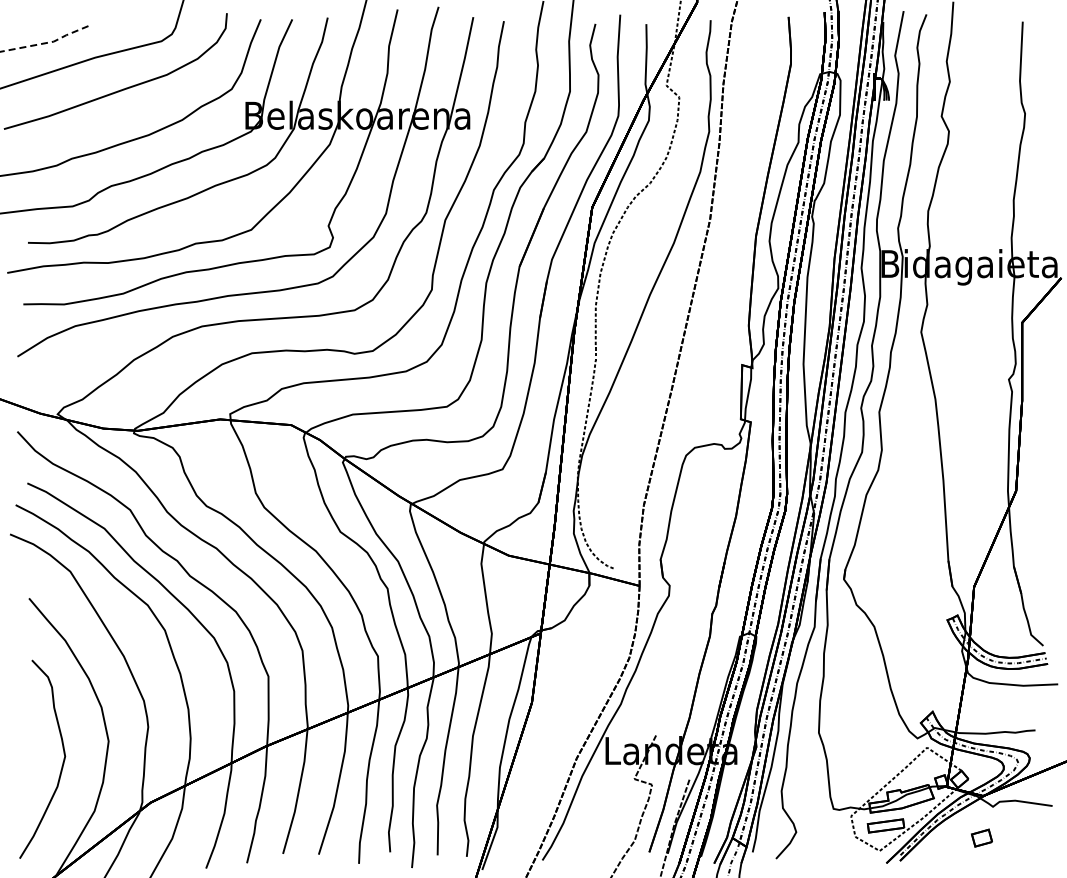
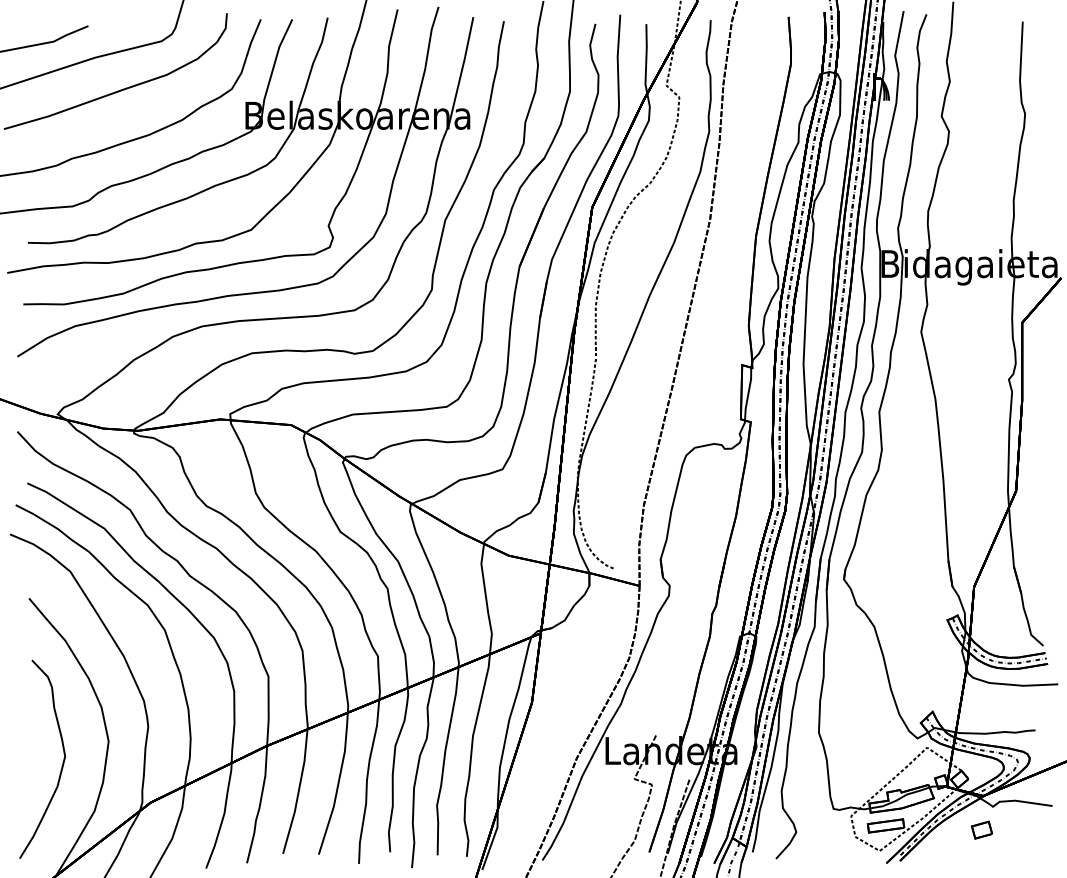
line: dashed -> solid (47, 42)
part position: (981, 837) -> (981, 829) (981, 829)
